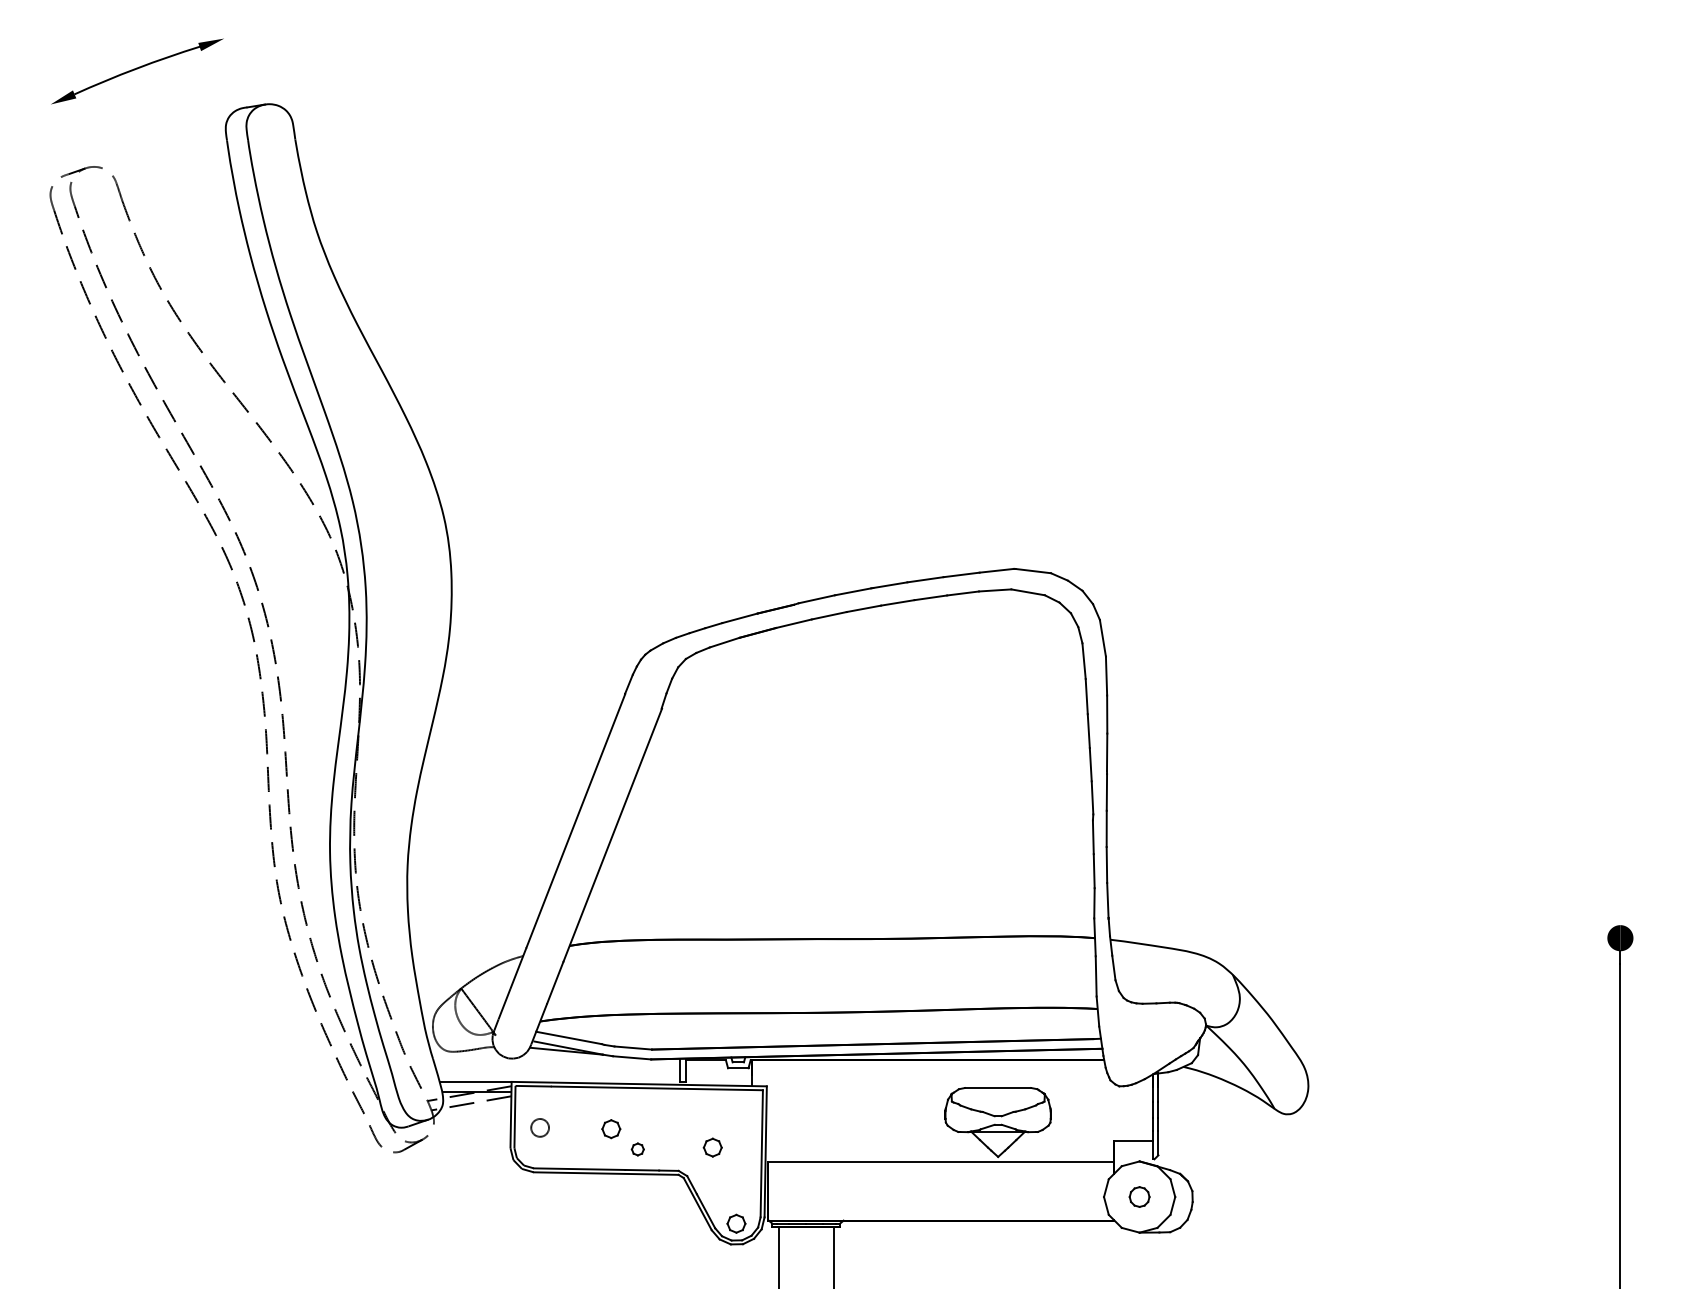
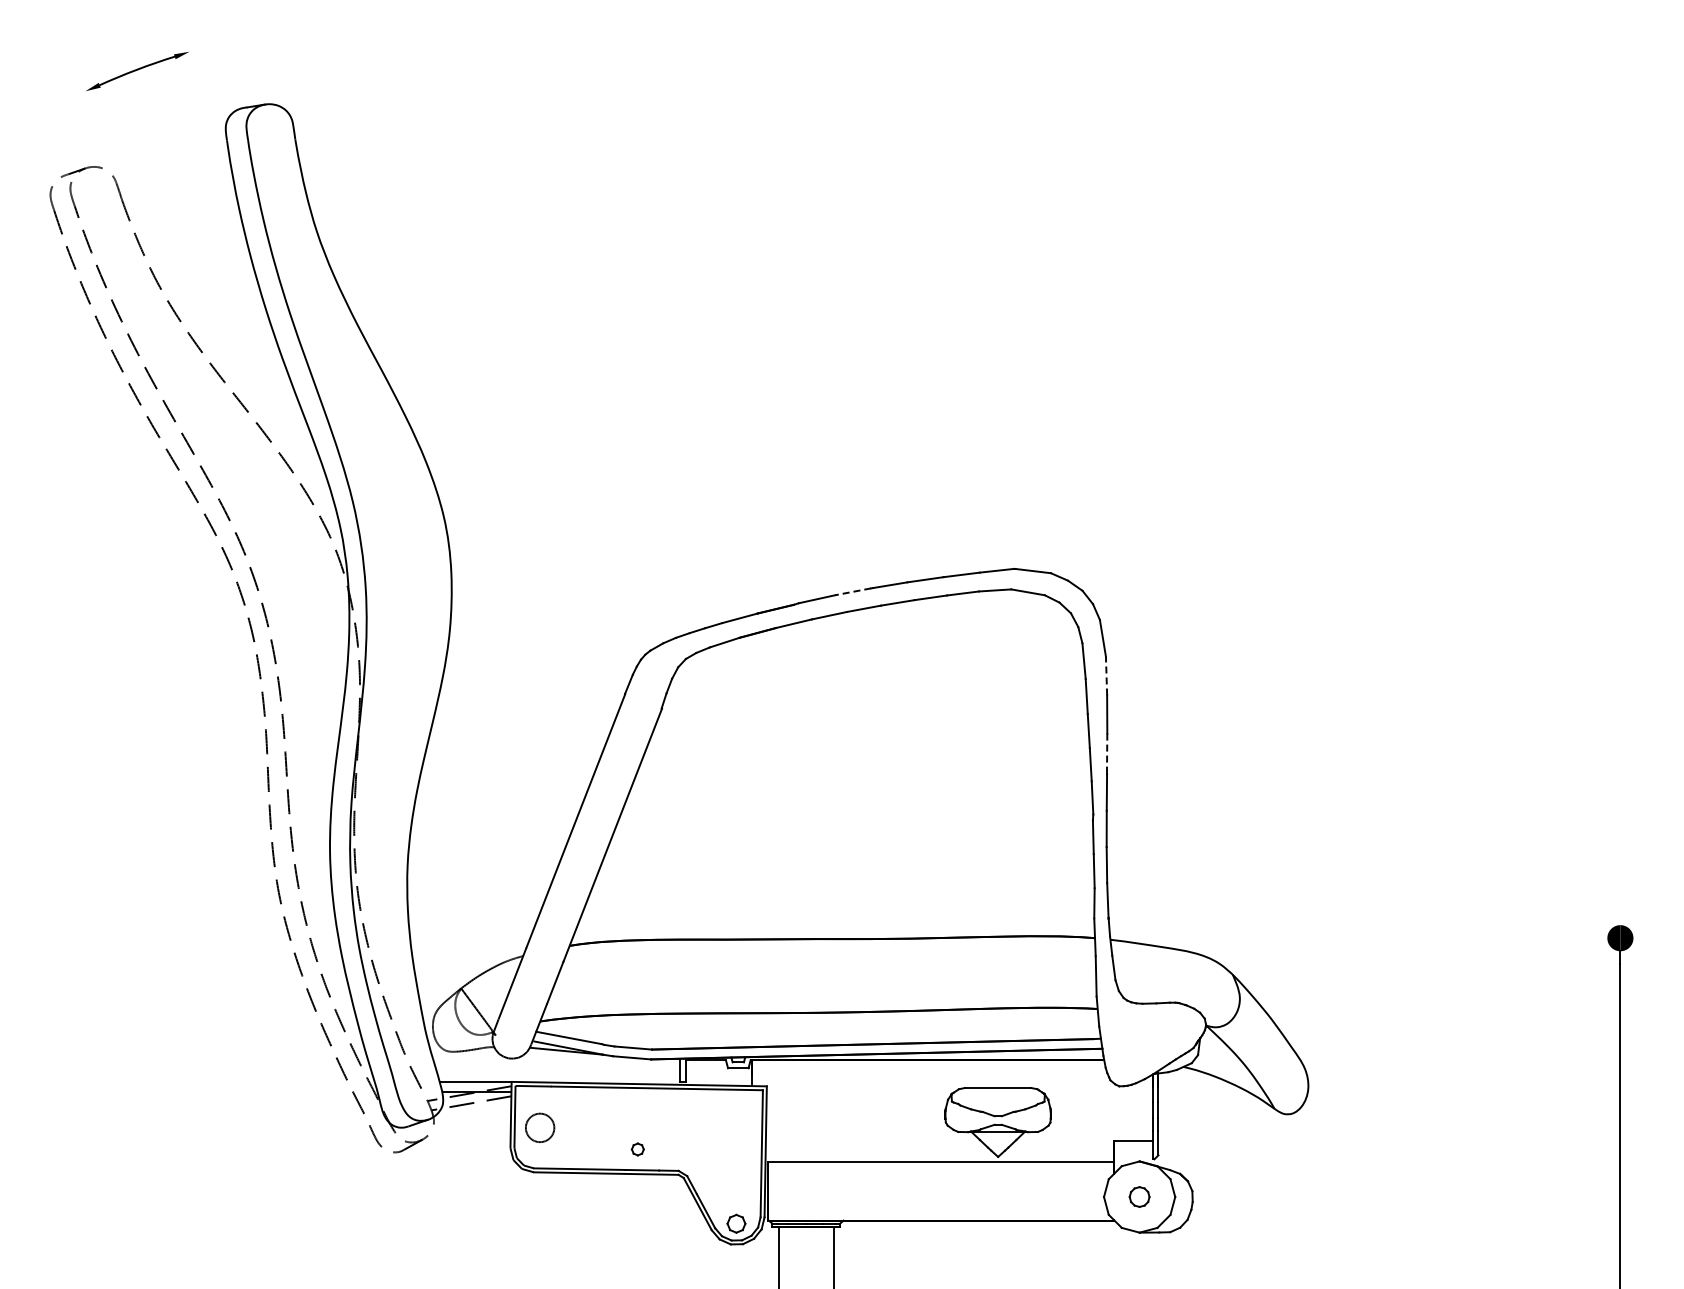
part size: 173x67 px -> 103x39 px (137, 71)
line: solid -> dashed (852, 591)
line: solid -> dashed (1106, 675)
line: solid -> dashed (1107, 752)
circle diameter: 18 px -> 28 px (539, 1127)
part: present -> none (611, 1129)
part: present -> none (712, 1147)
